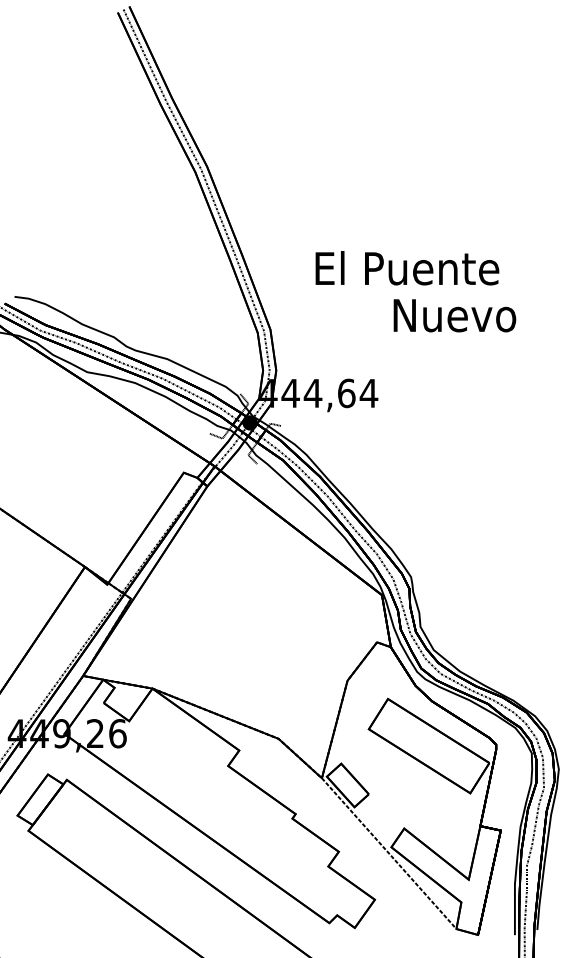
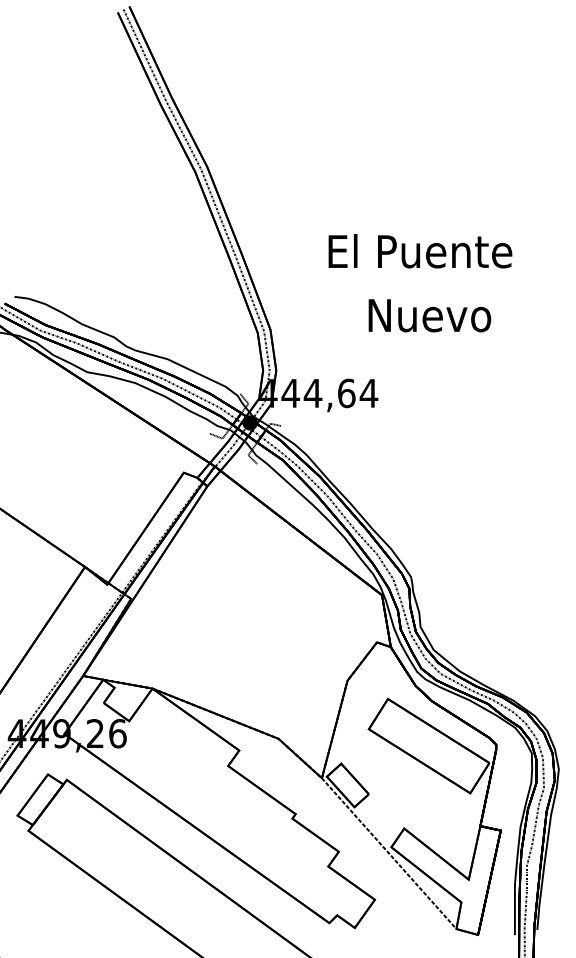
text position: (407, 268) -> (420, 251) (420, 251)
text position: (454, 315) -> (429, 315) (429, 315)
